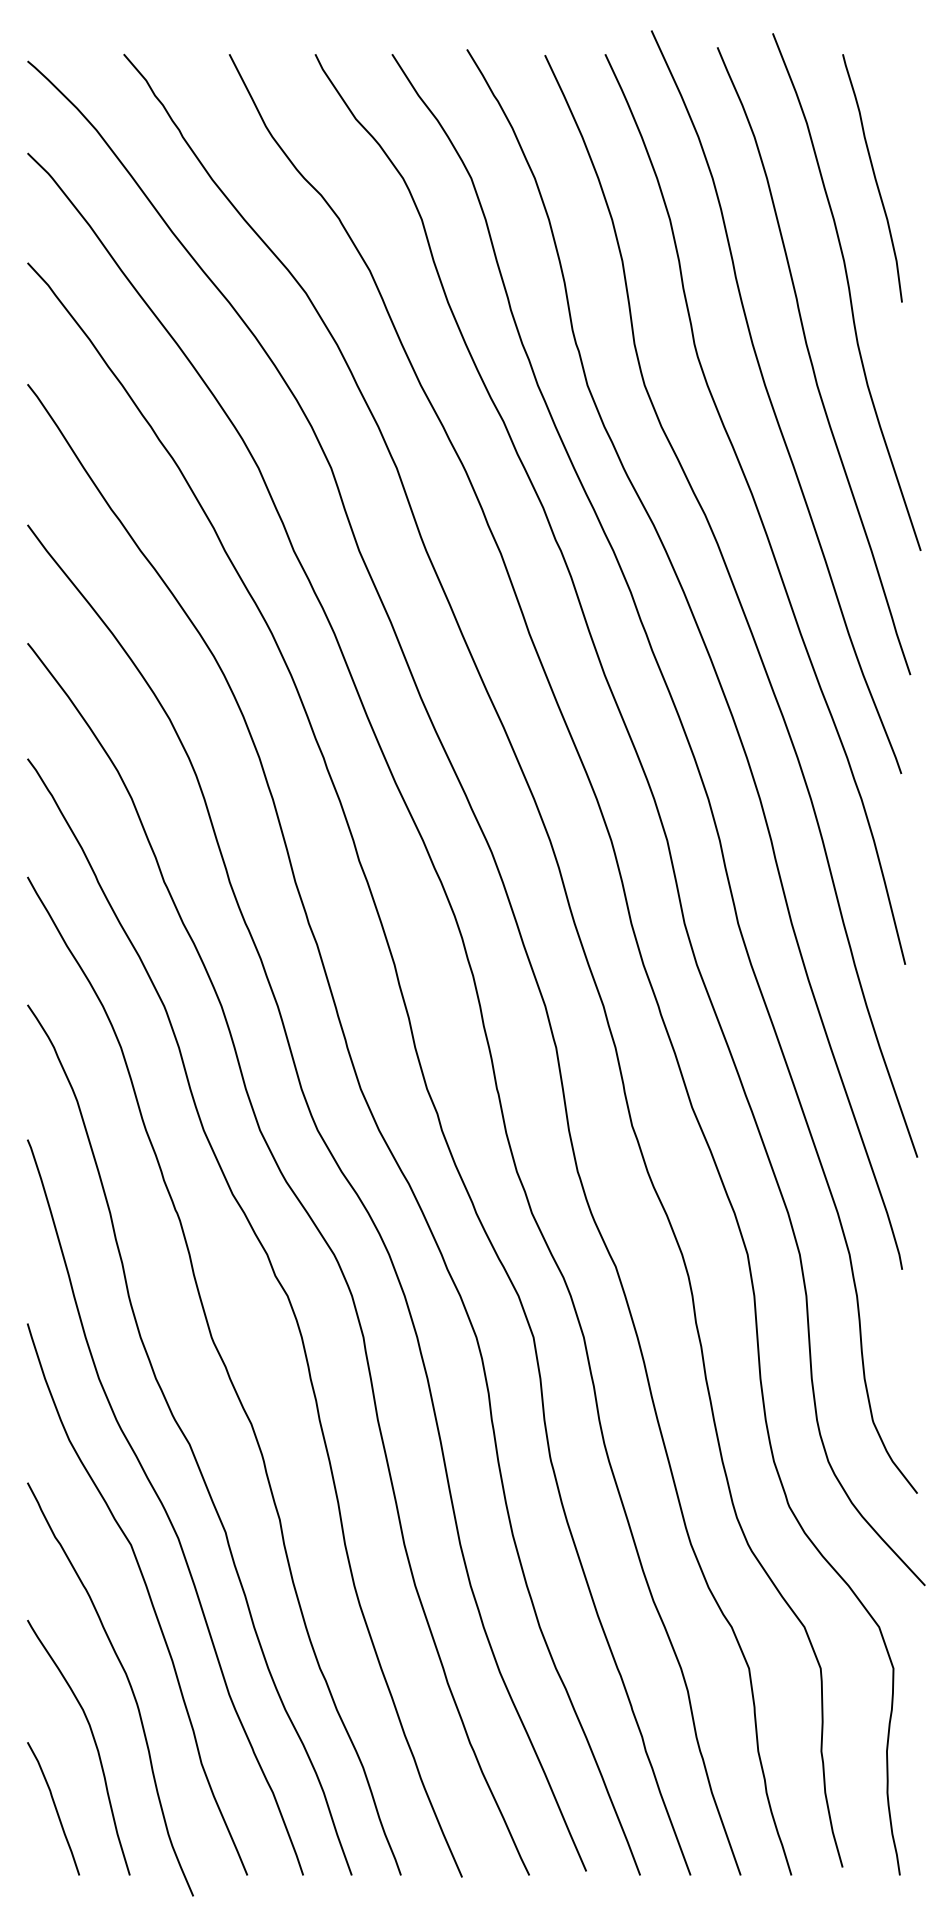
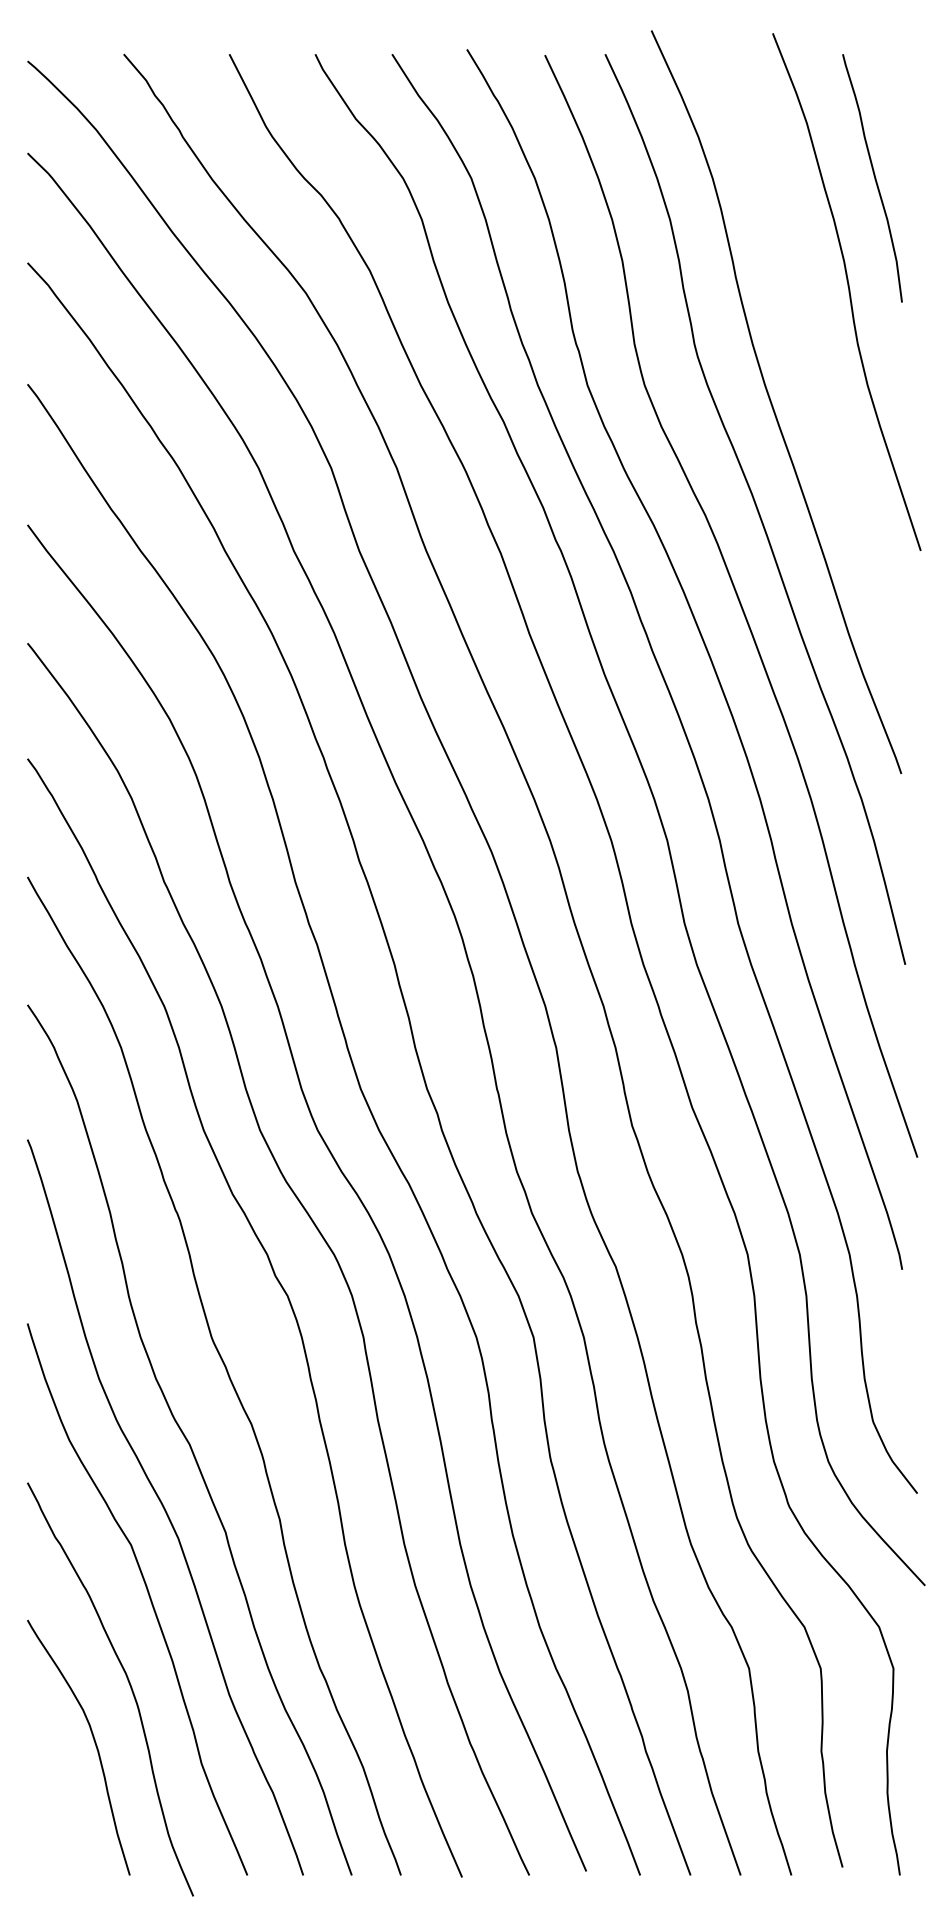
curve: present -> none (812, 361)
curve: present -> none (54, 1807)
